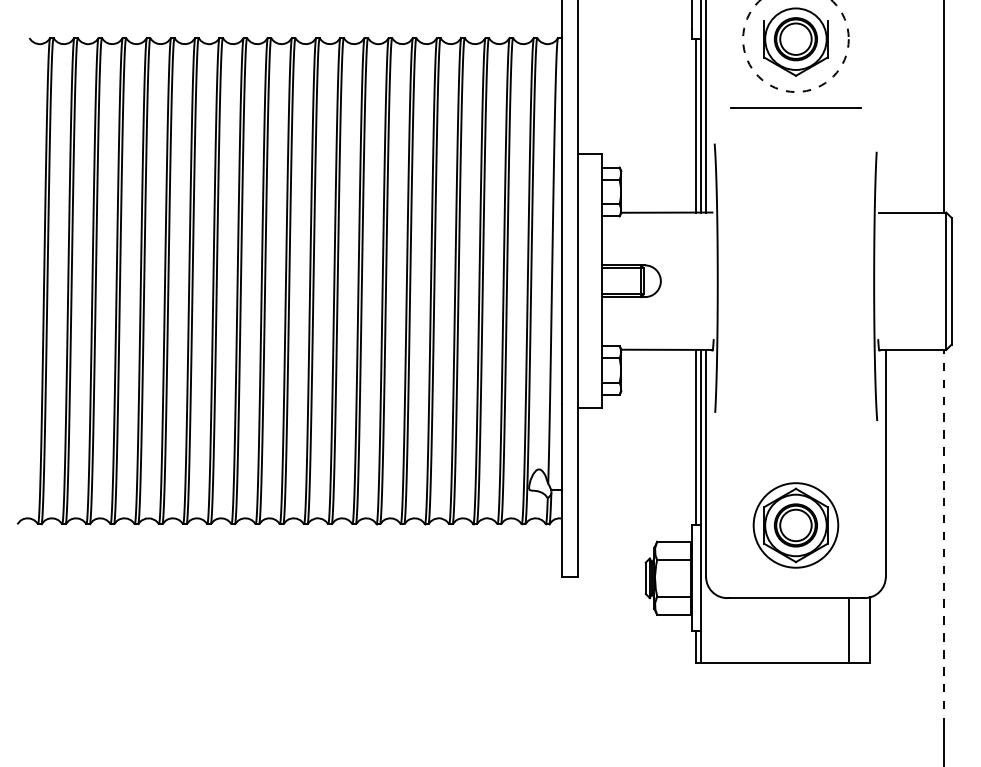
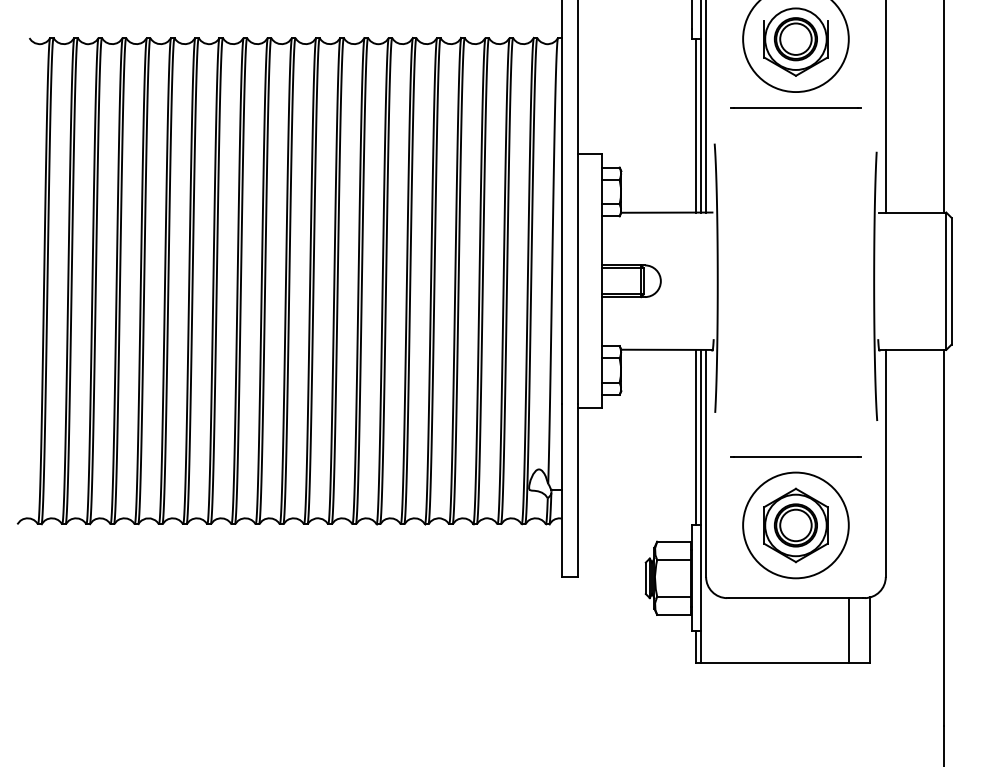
circle: dashed -> solid (795, 46)
line: none -> present (885, 107)
line: none -> present (795, 456)
circle diameter: 85 px -> 106 px (795, 525)
line: dashed -> solid (943, 537)
